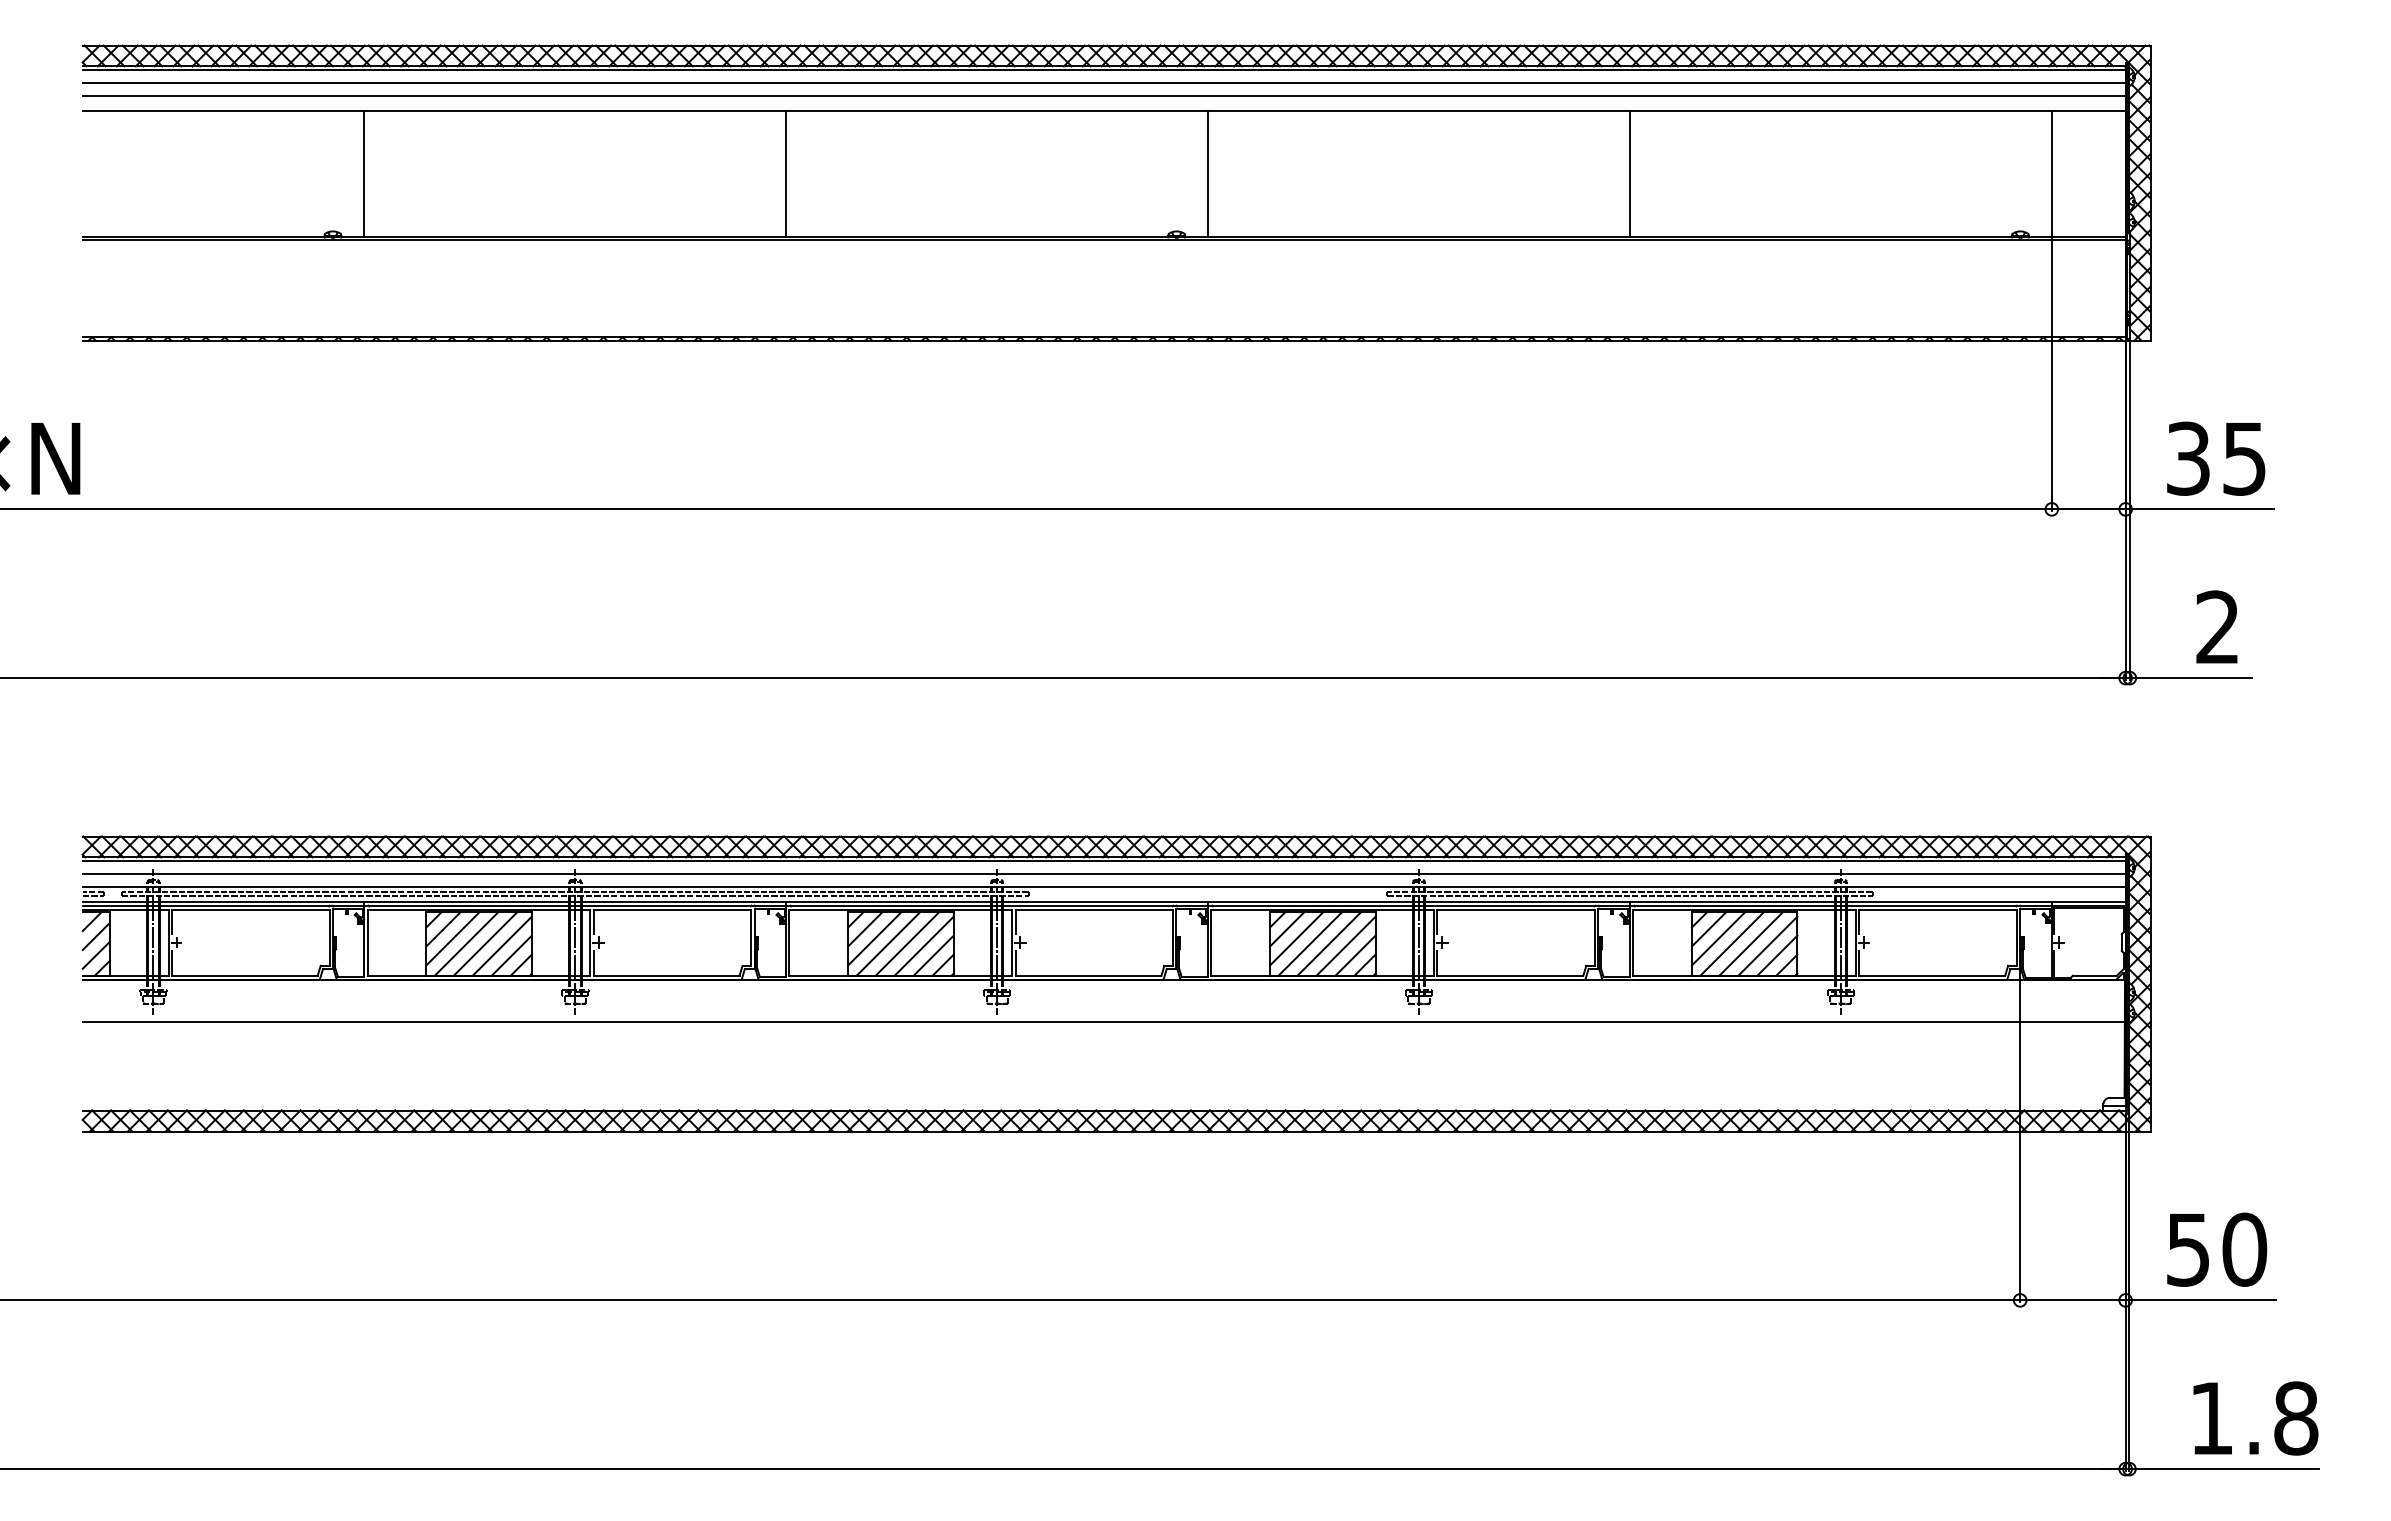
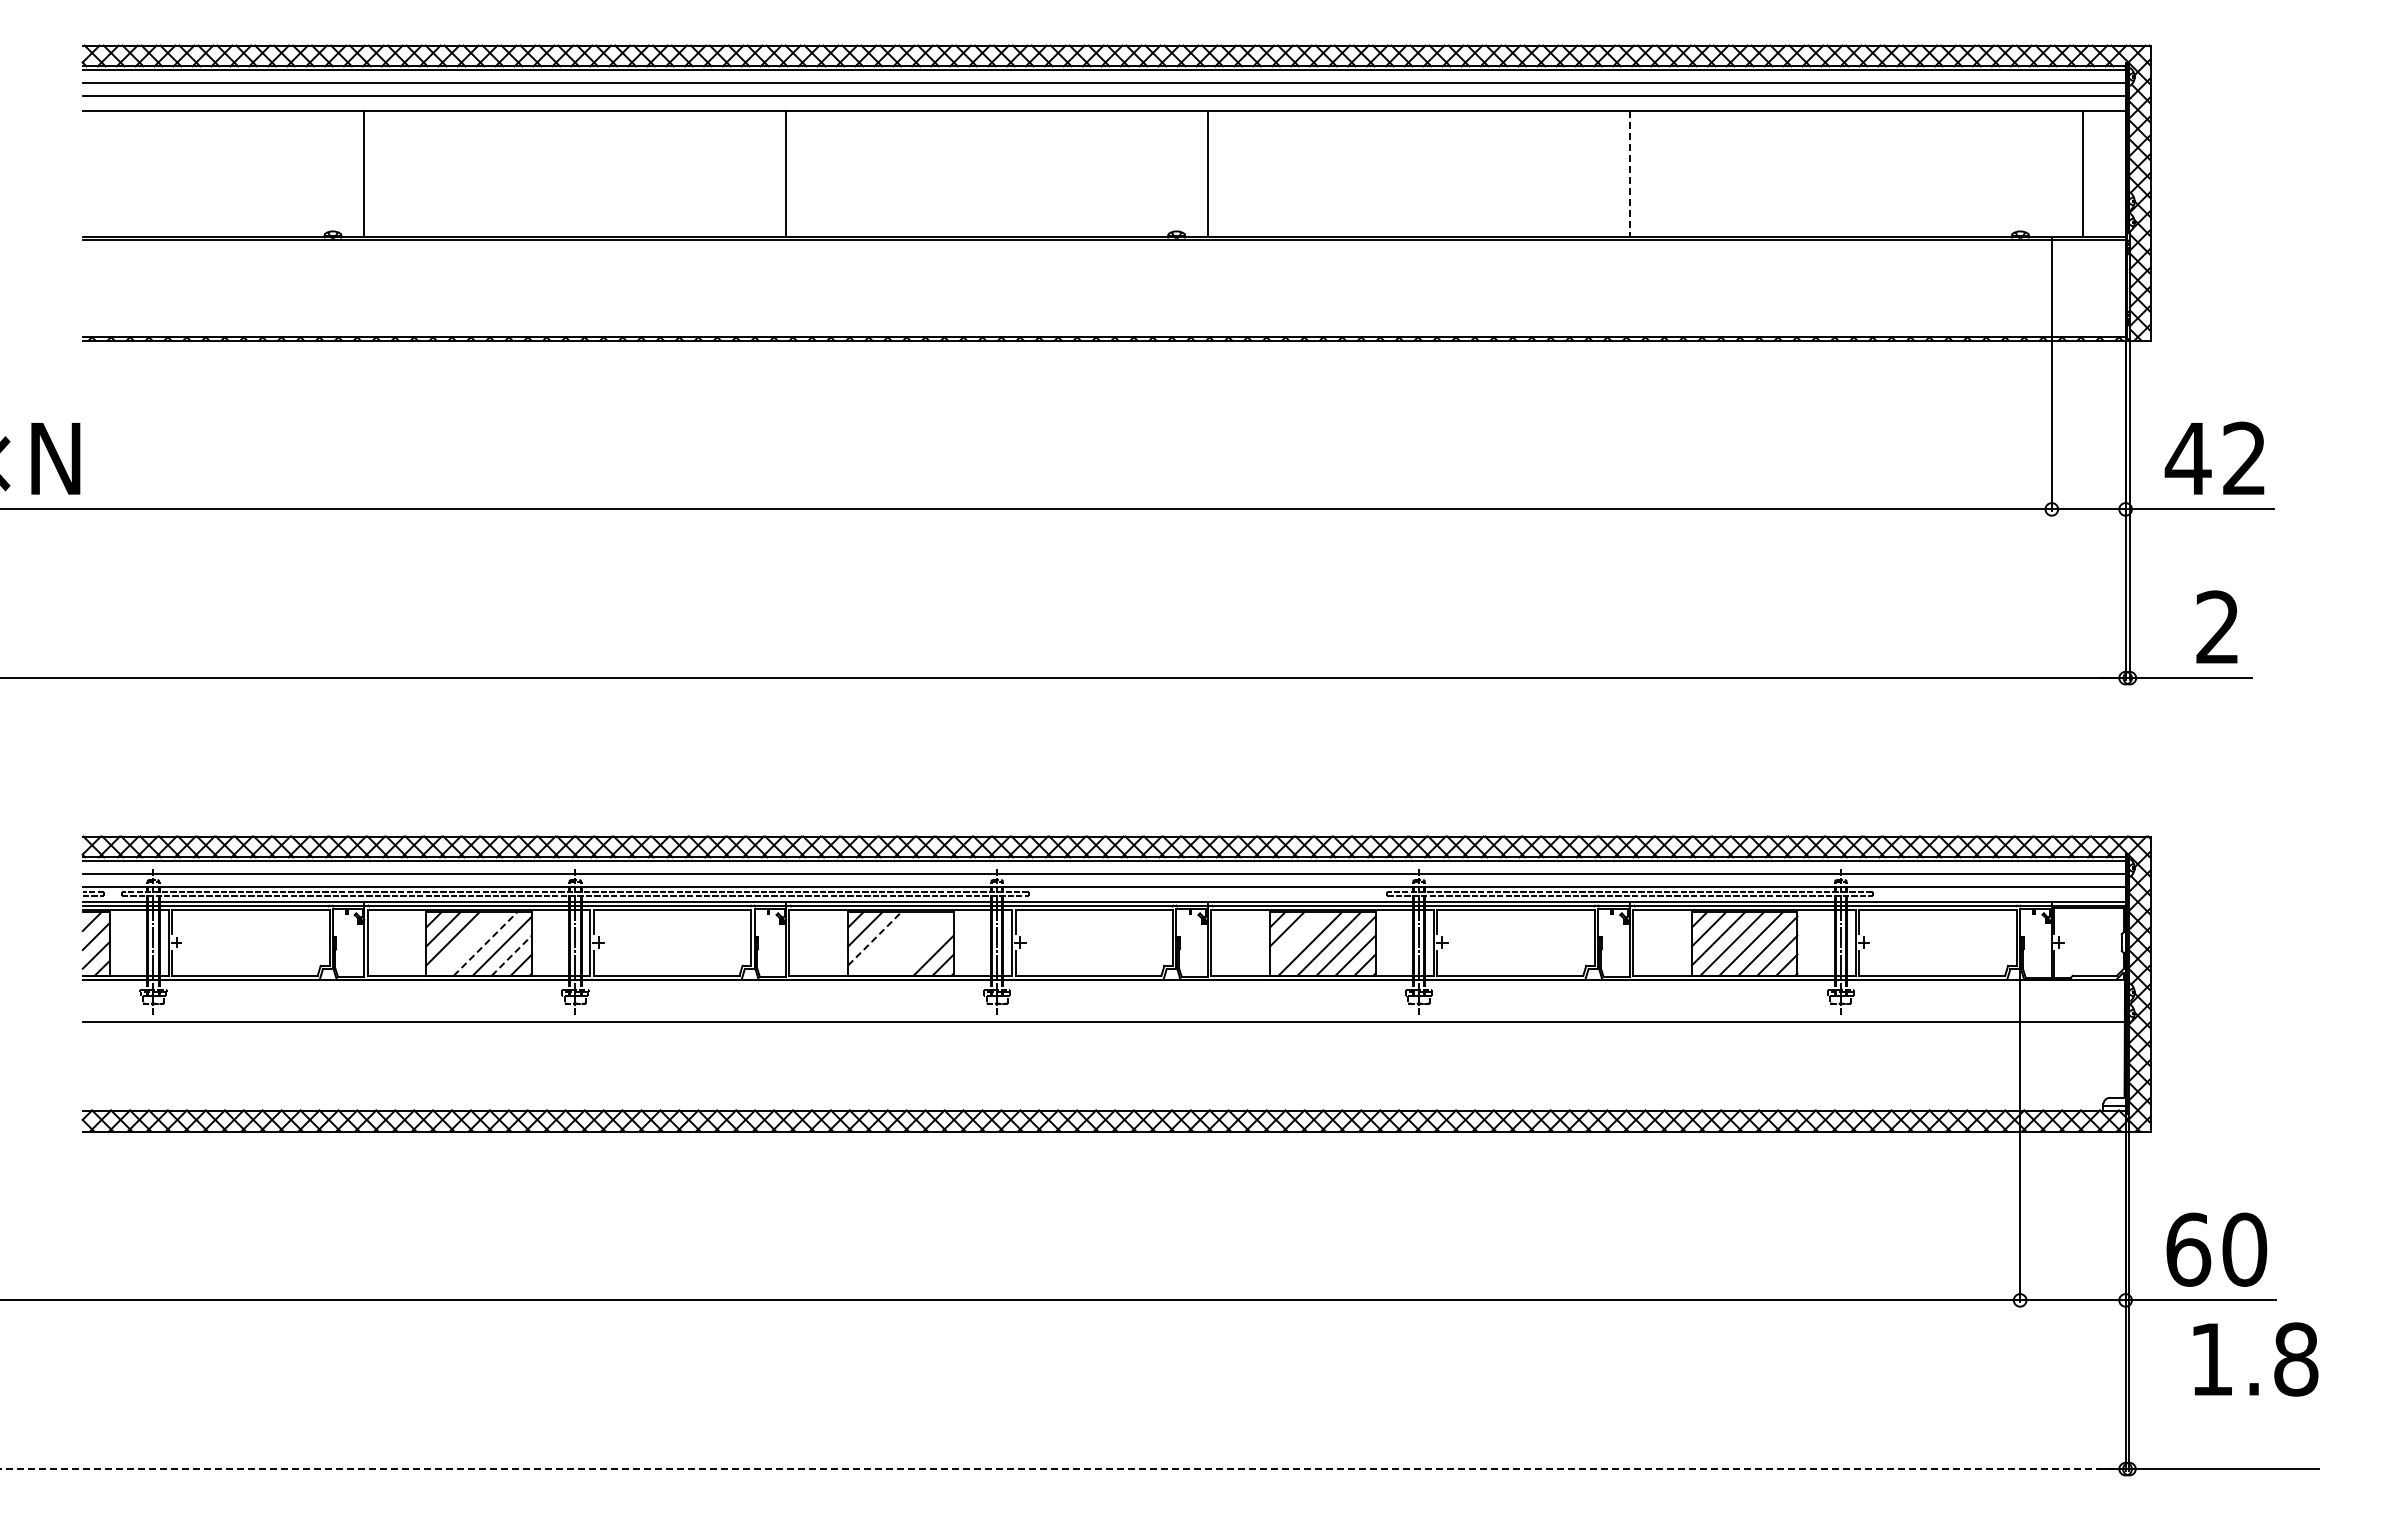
line: solid -> dashed (1629, 173)
line position: (2051, 173) -> (2082, 173) (2082, 173)
text: 35 -> 42 (2214, 458)
line: solid -> dashed (875, 938)
line: present -> none (1296, 938)
line: present -> none (466, 943)
line: present -> none (887, 943)
line: present -> none (906, 943)
line: solid -> dashed (485, 944)
line: present -> none (923, 945)
line: solid -> dashed (512, 955)
text: 50 -> 60 (2188, 1249)
text position: (2255, 1418) -> (2255, 1359) (2255, 1359)
line: solid -> dashed (1063, 1469)
